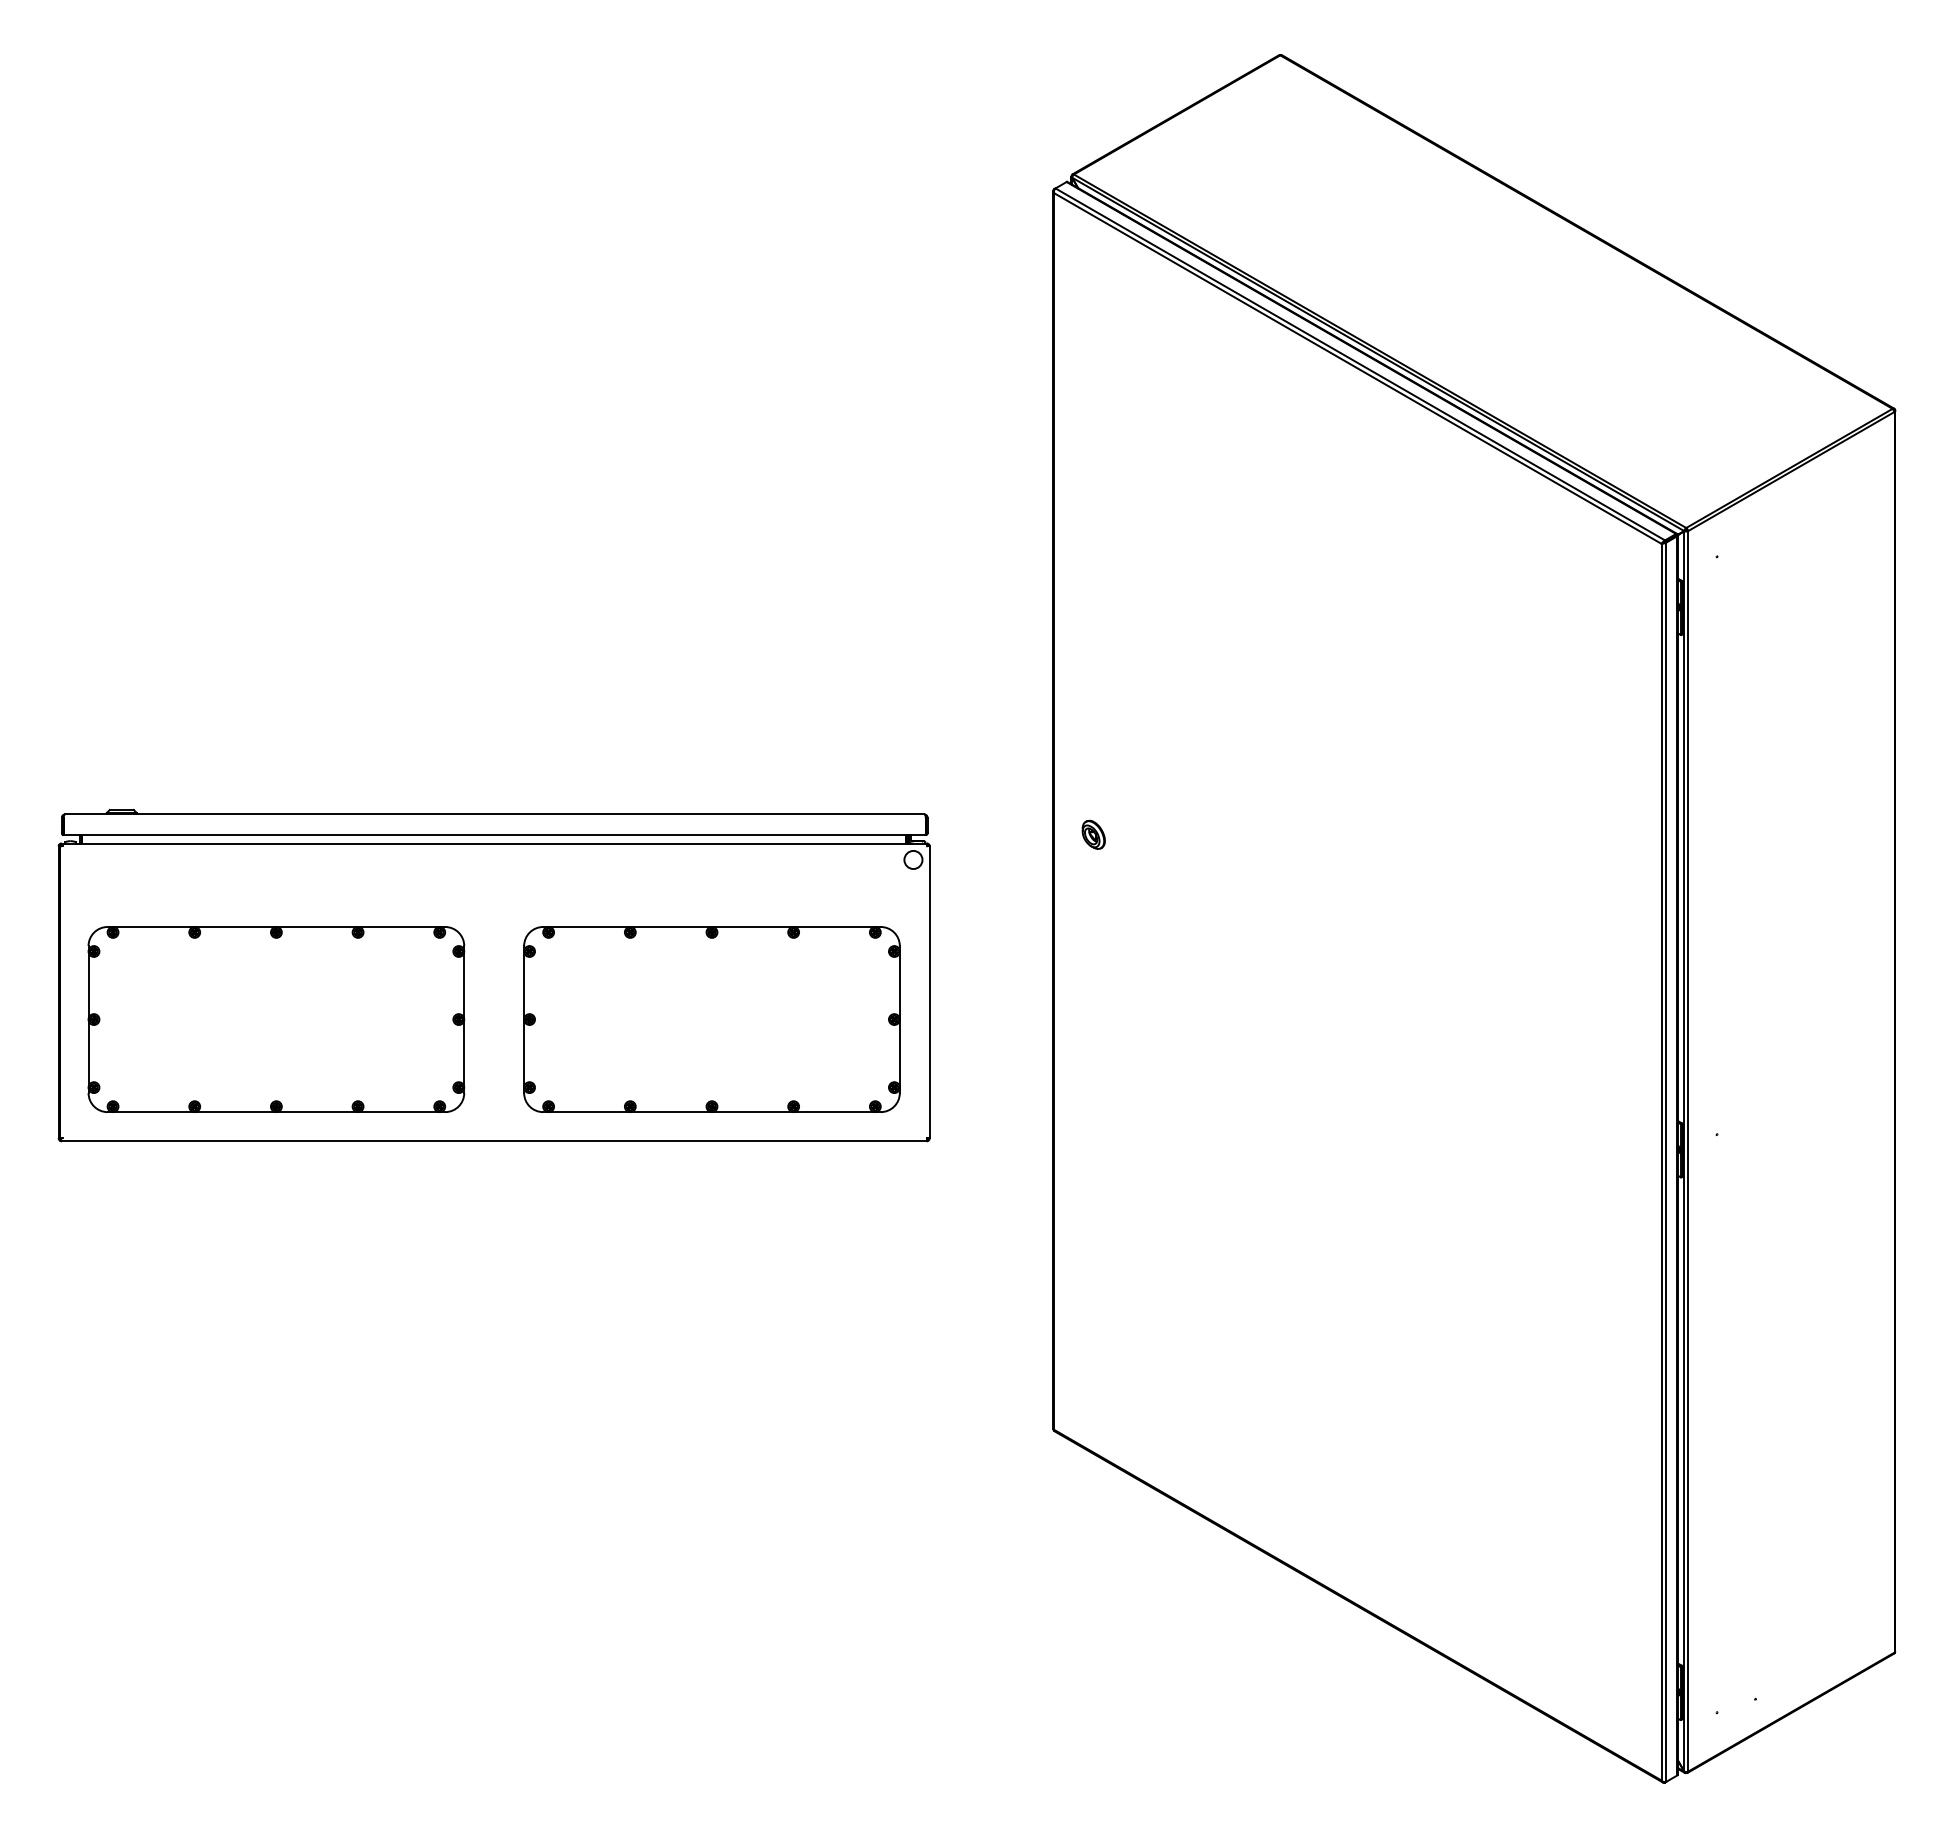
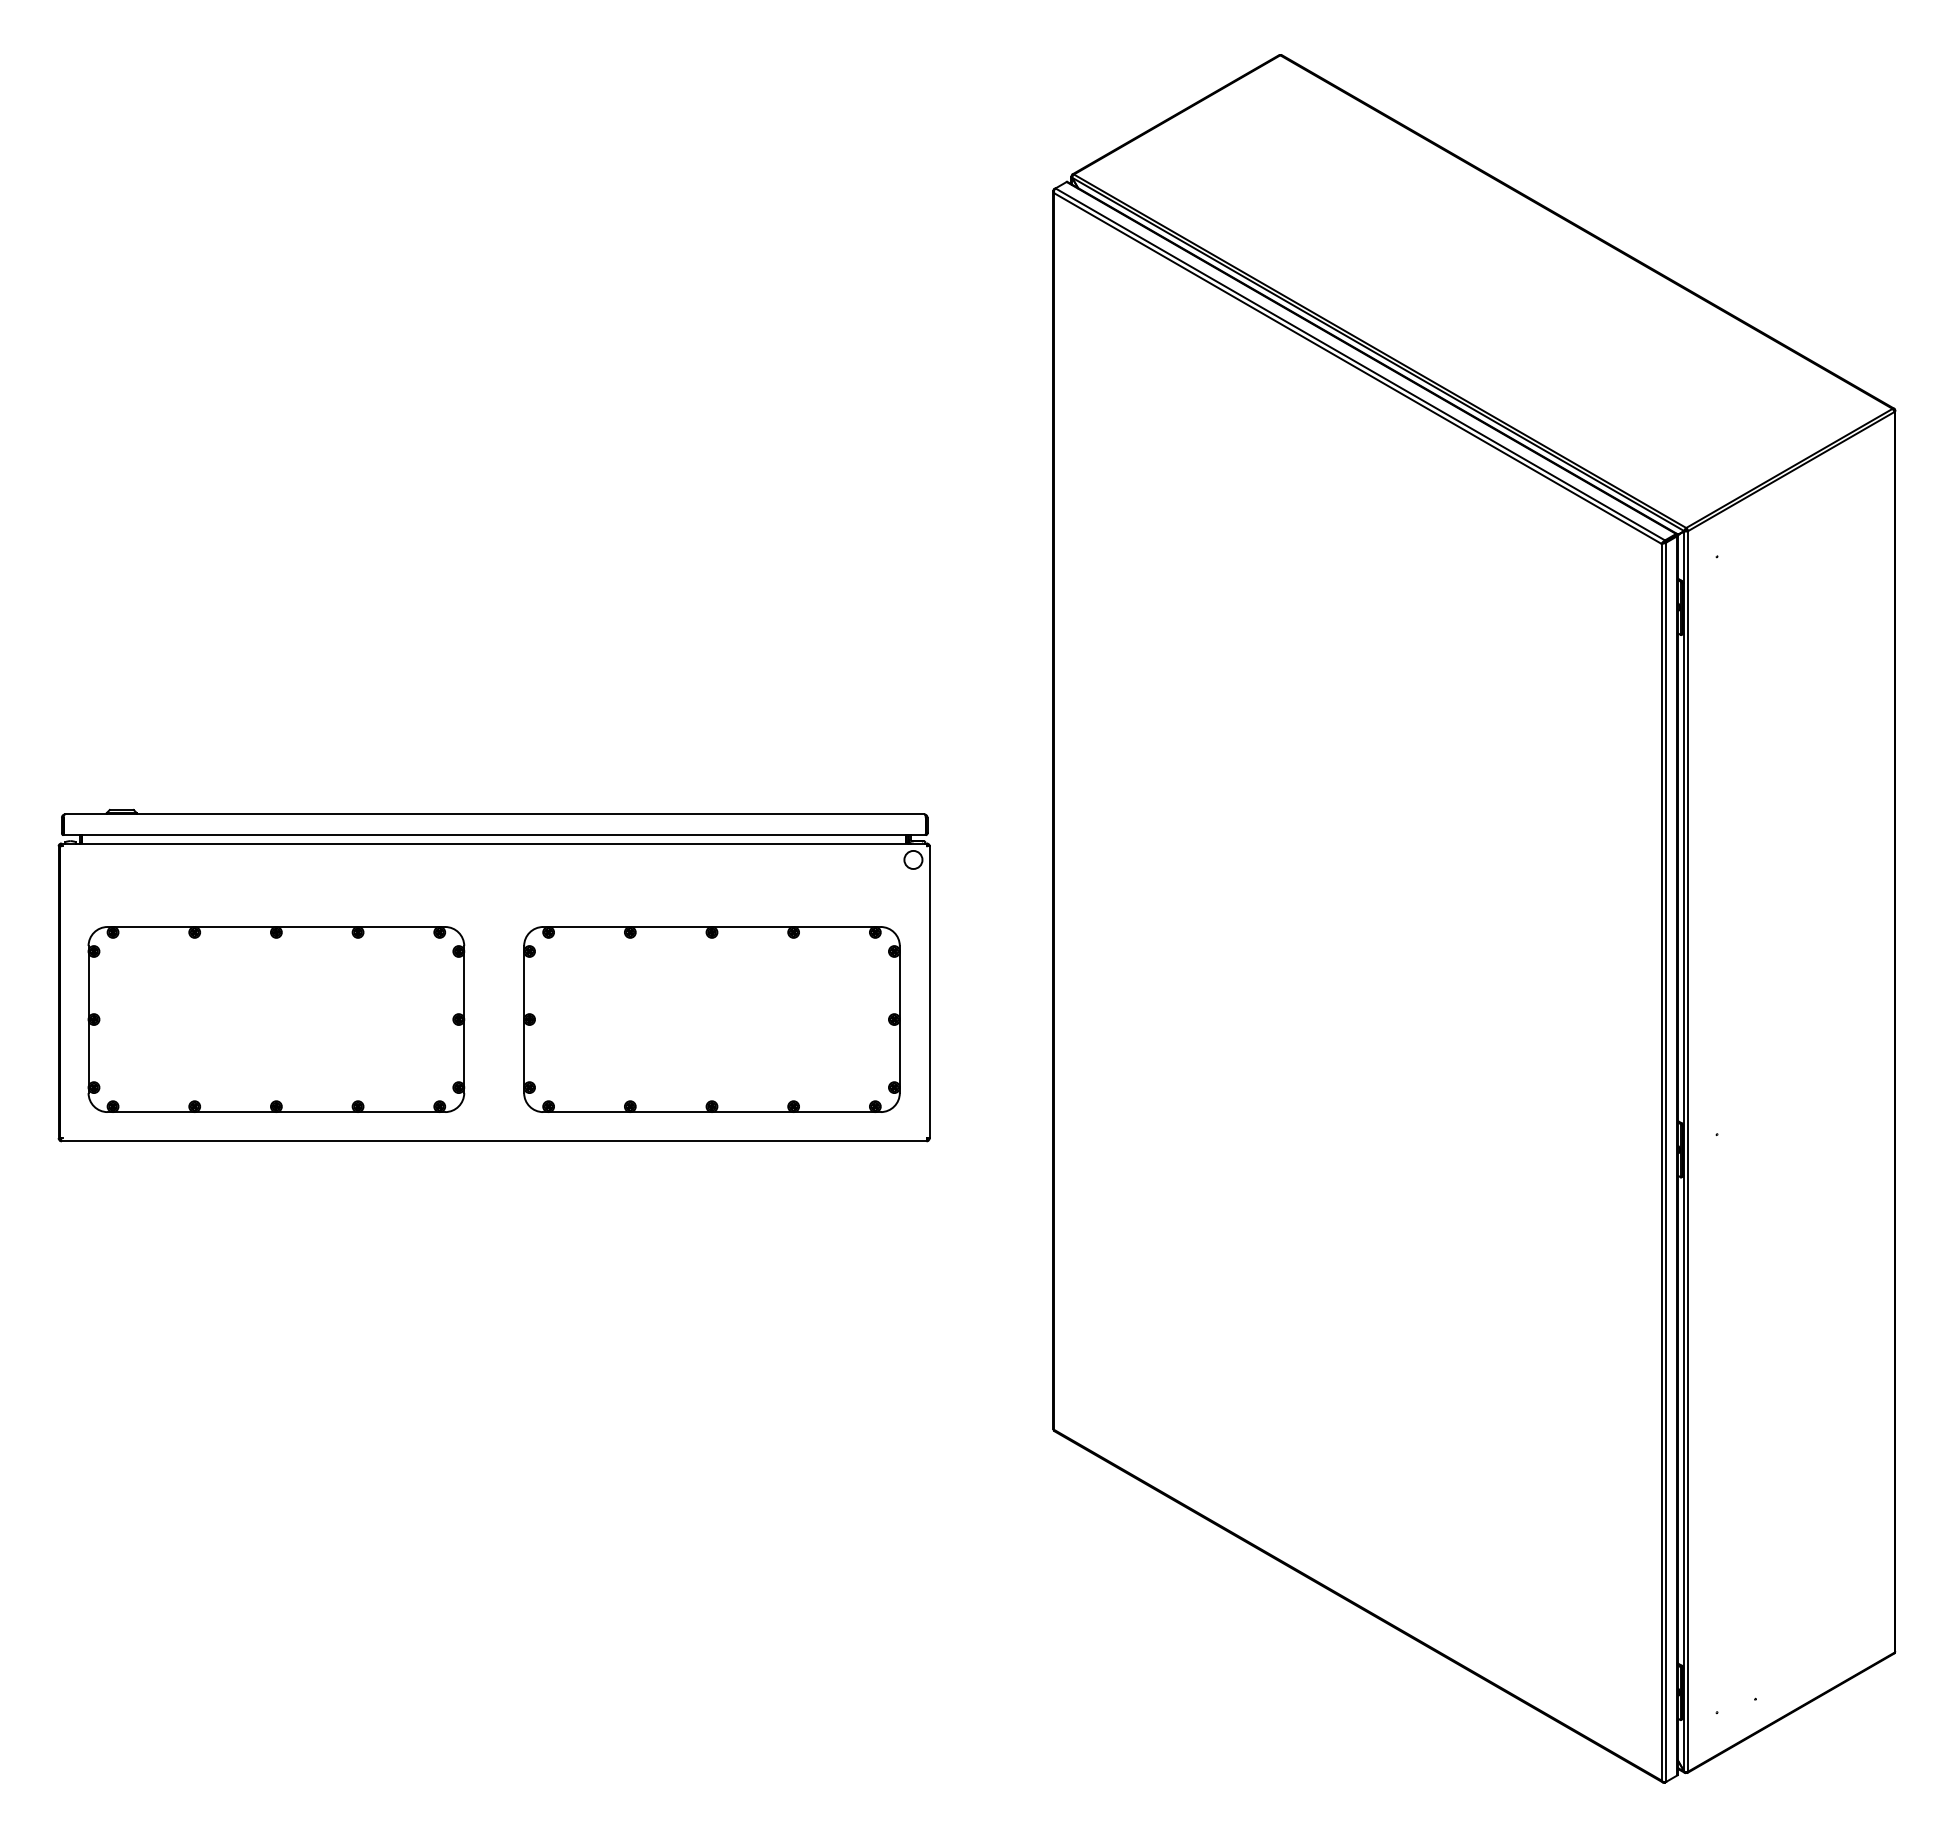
part: present -> none (1093, 834)
